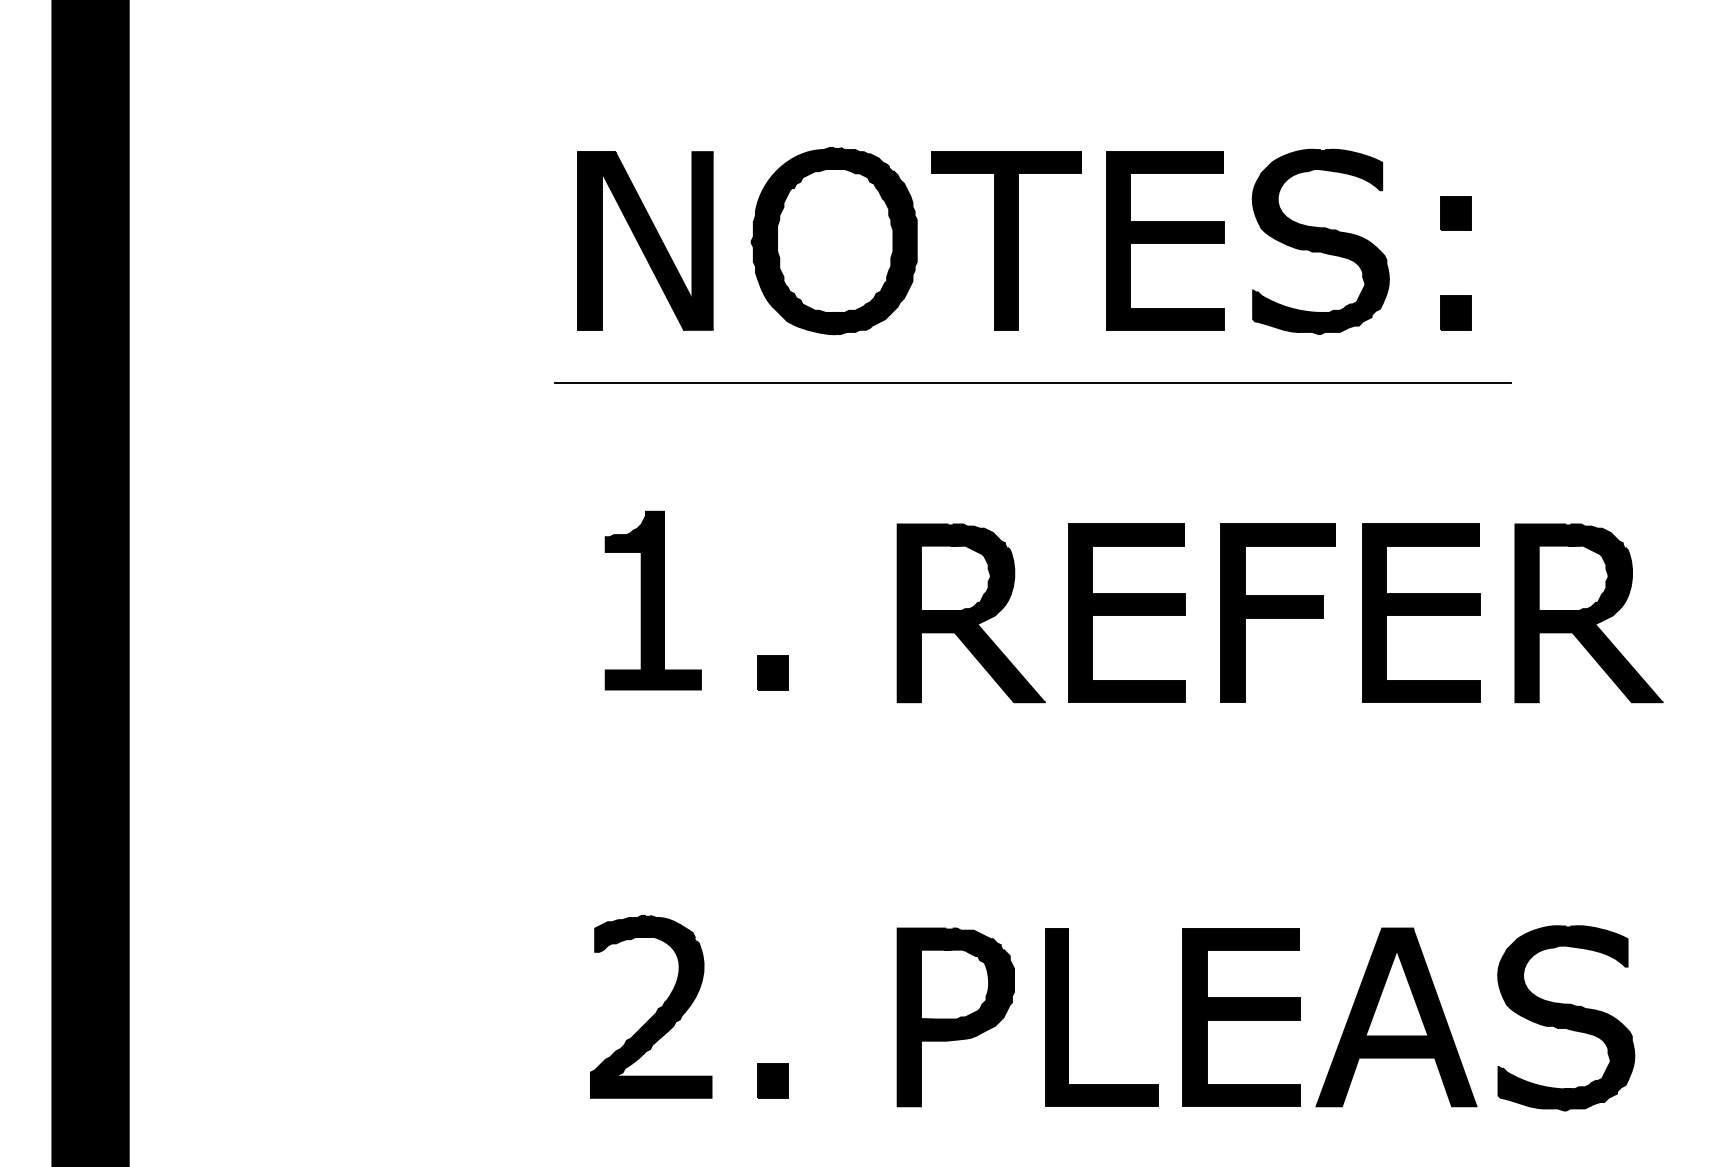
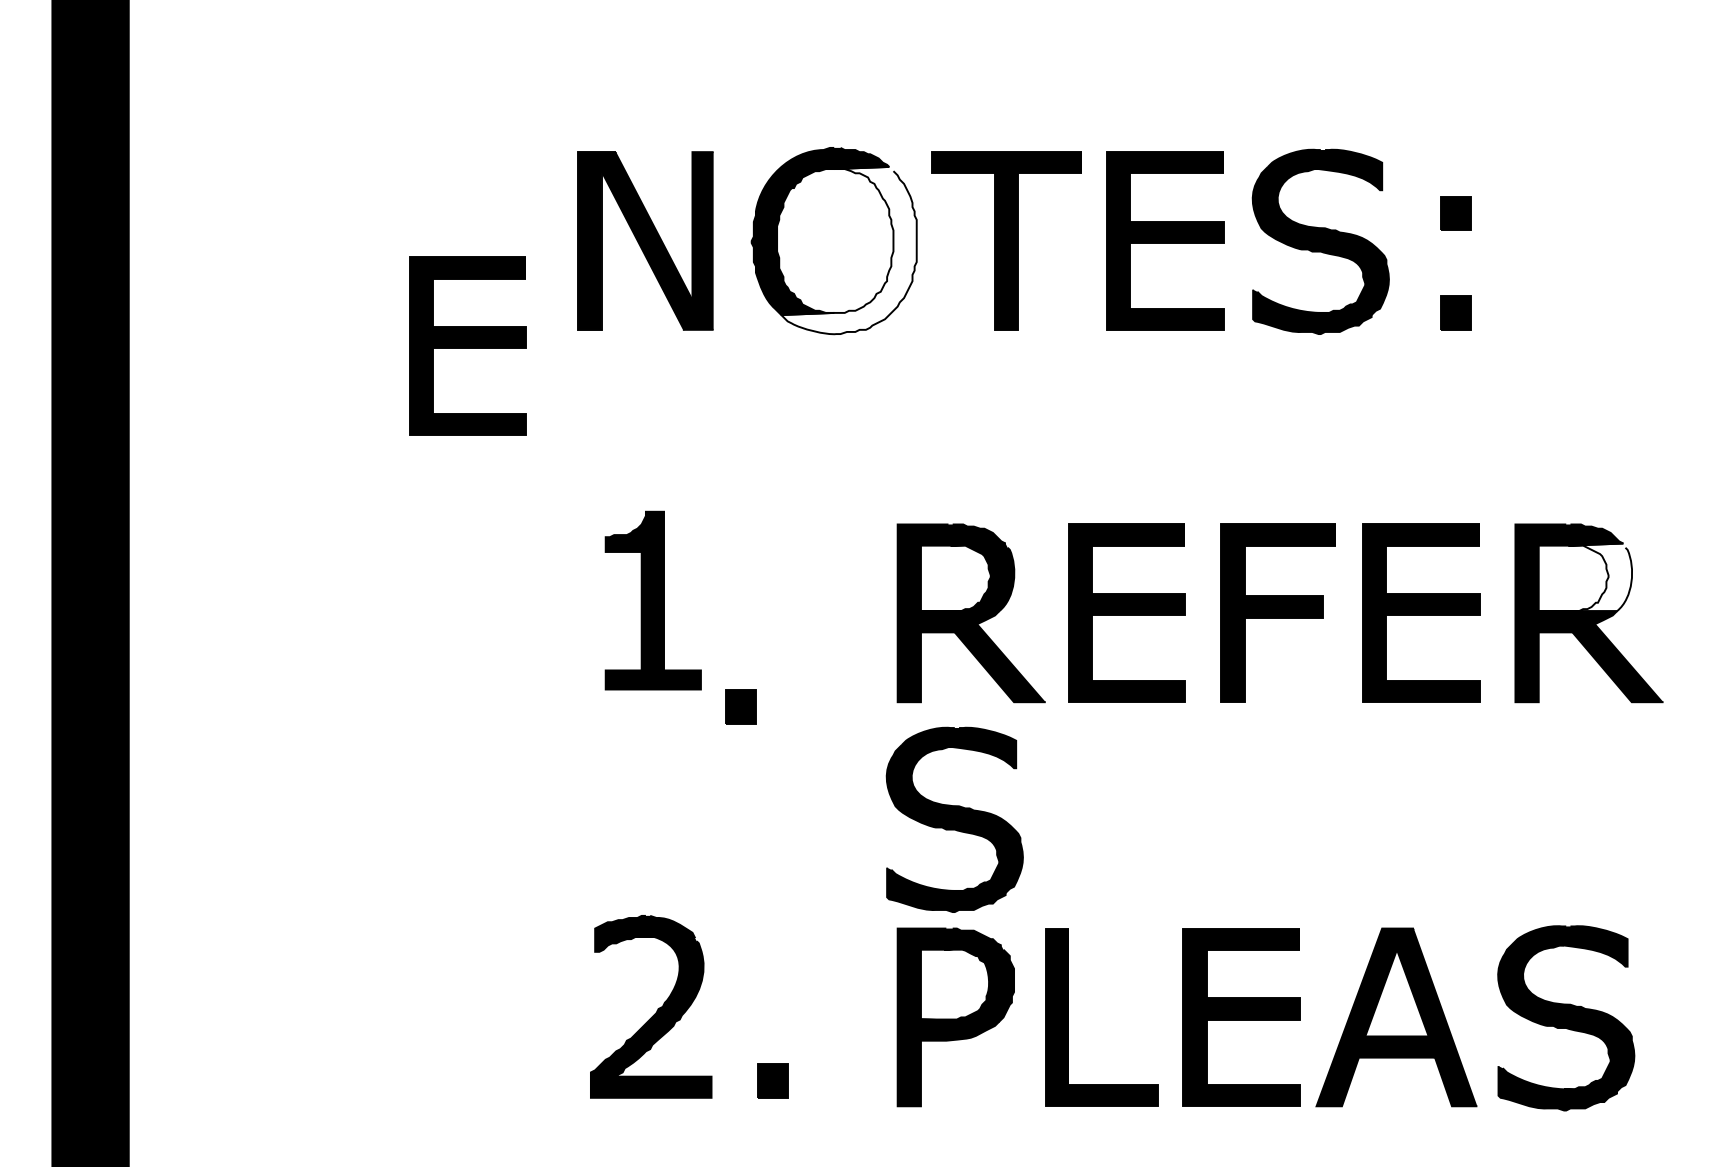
fill: present -> none (848, 250)
part: none -> present (467, 345)
line: present -> none (1032, 382)
fill: present -> none (1585, 577)
part position: (772, 672) -> (740, 706) (740, 706)
part: none -> present (954, 819)
